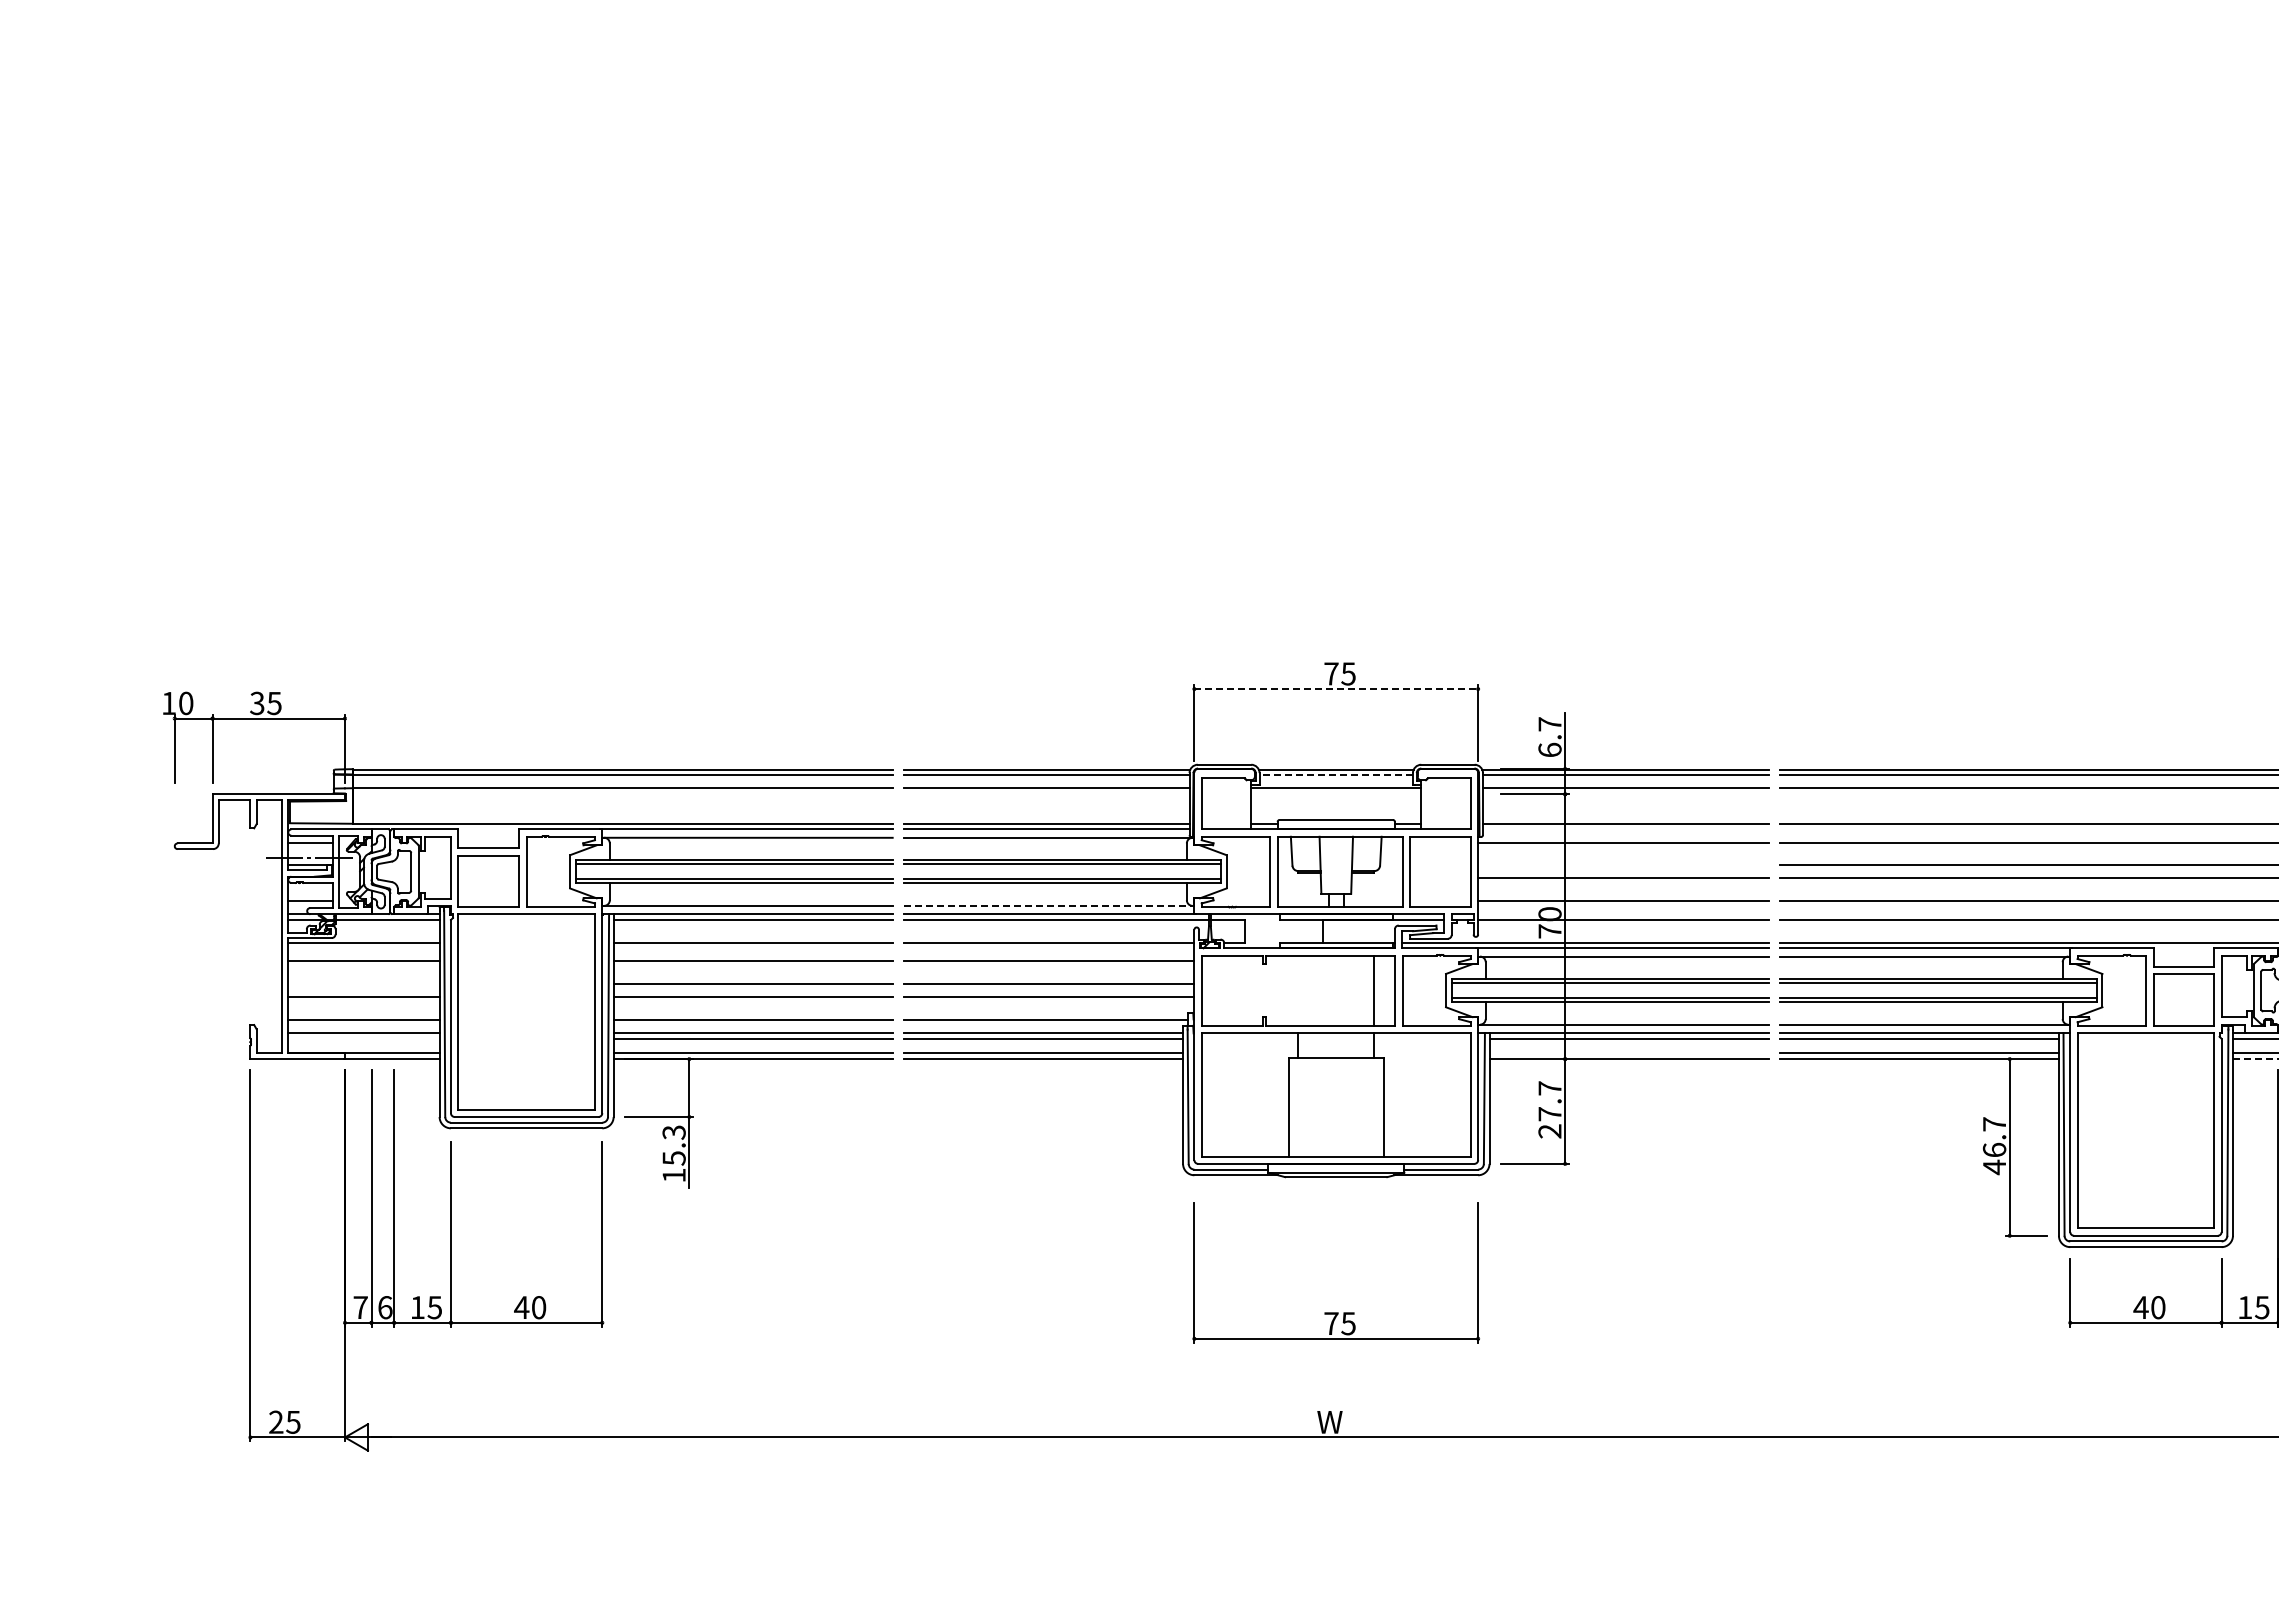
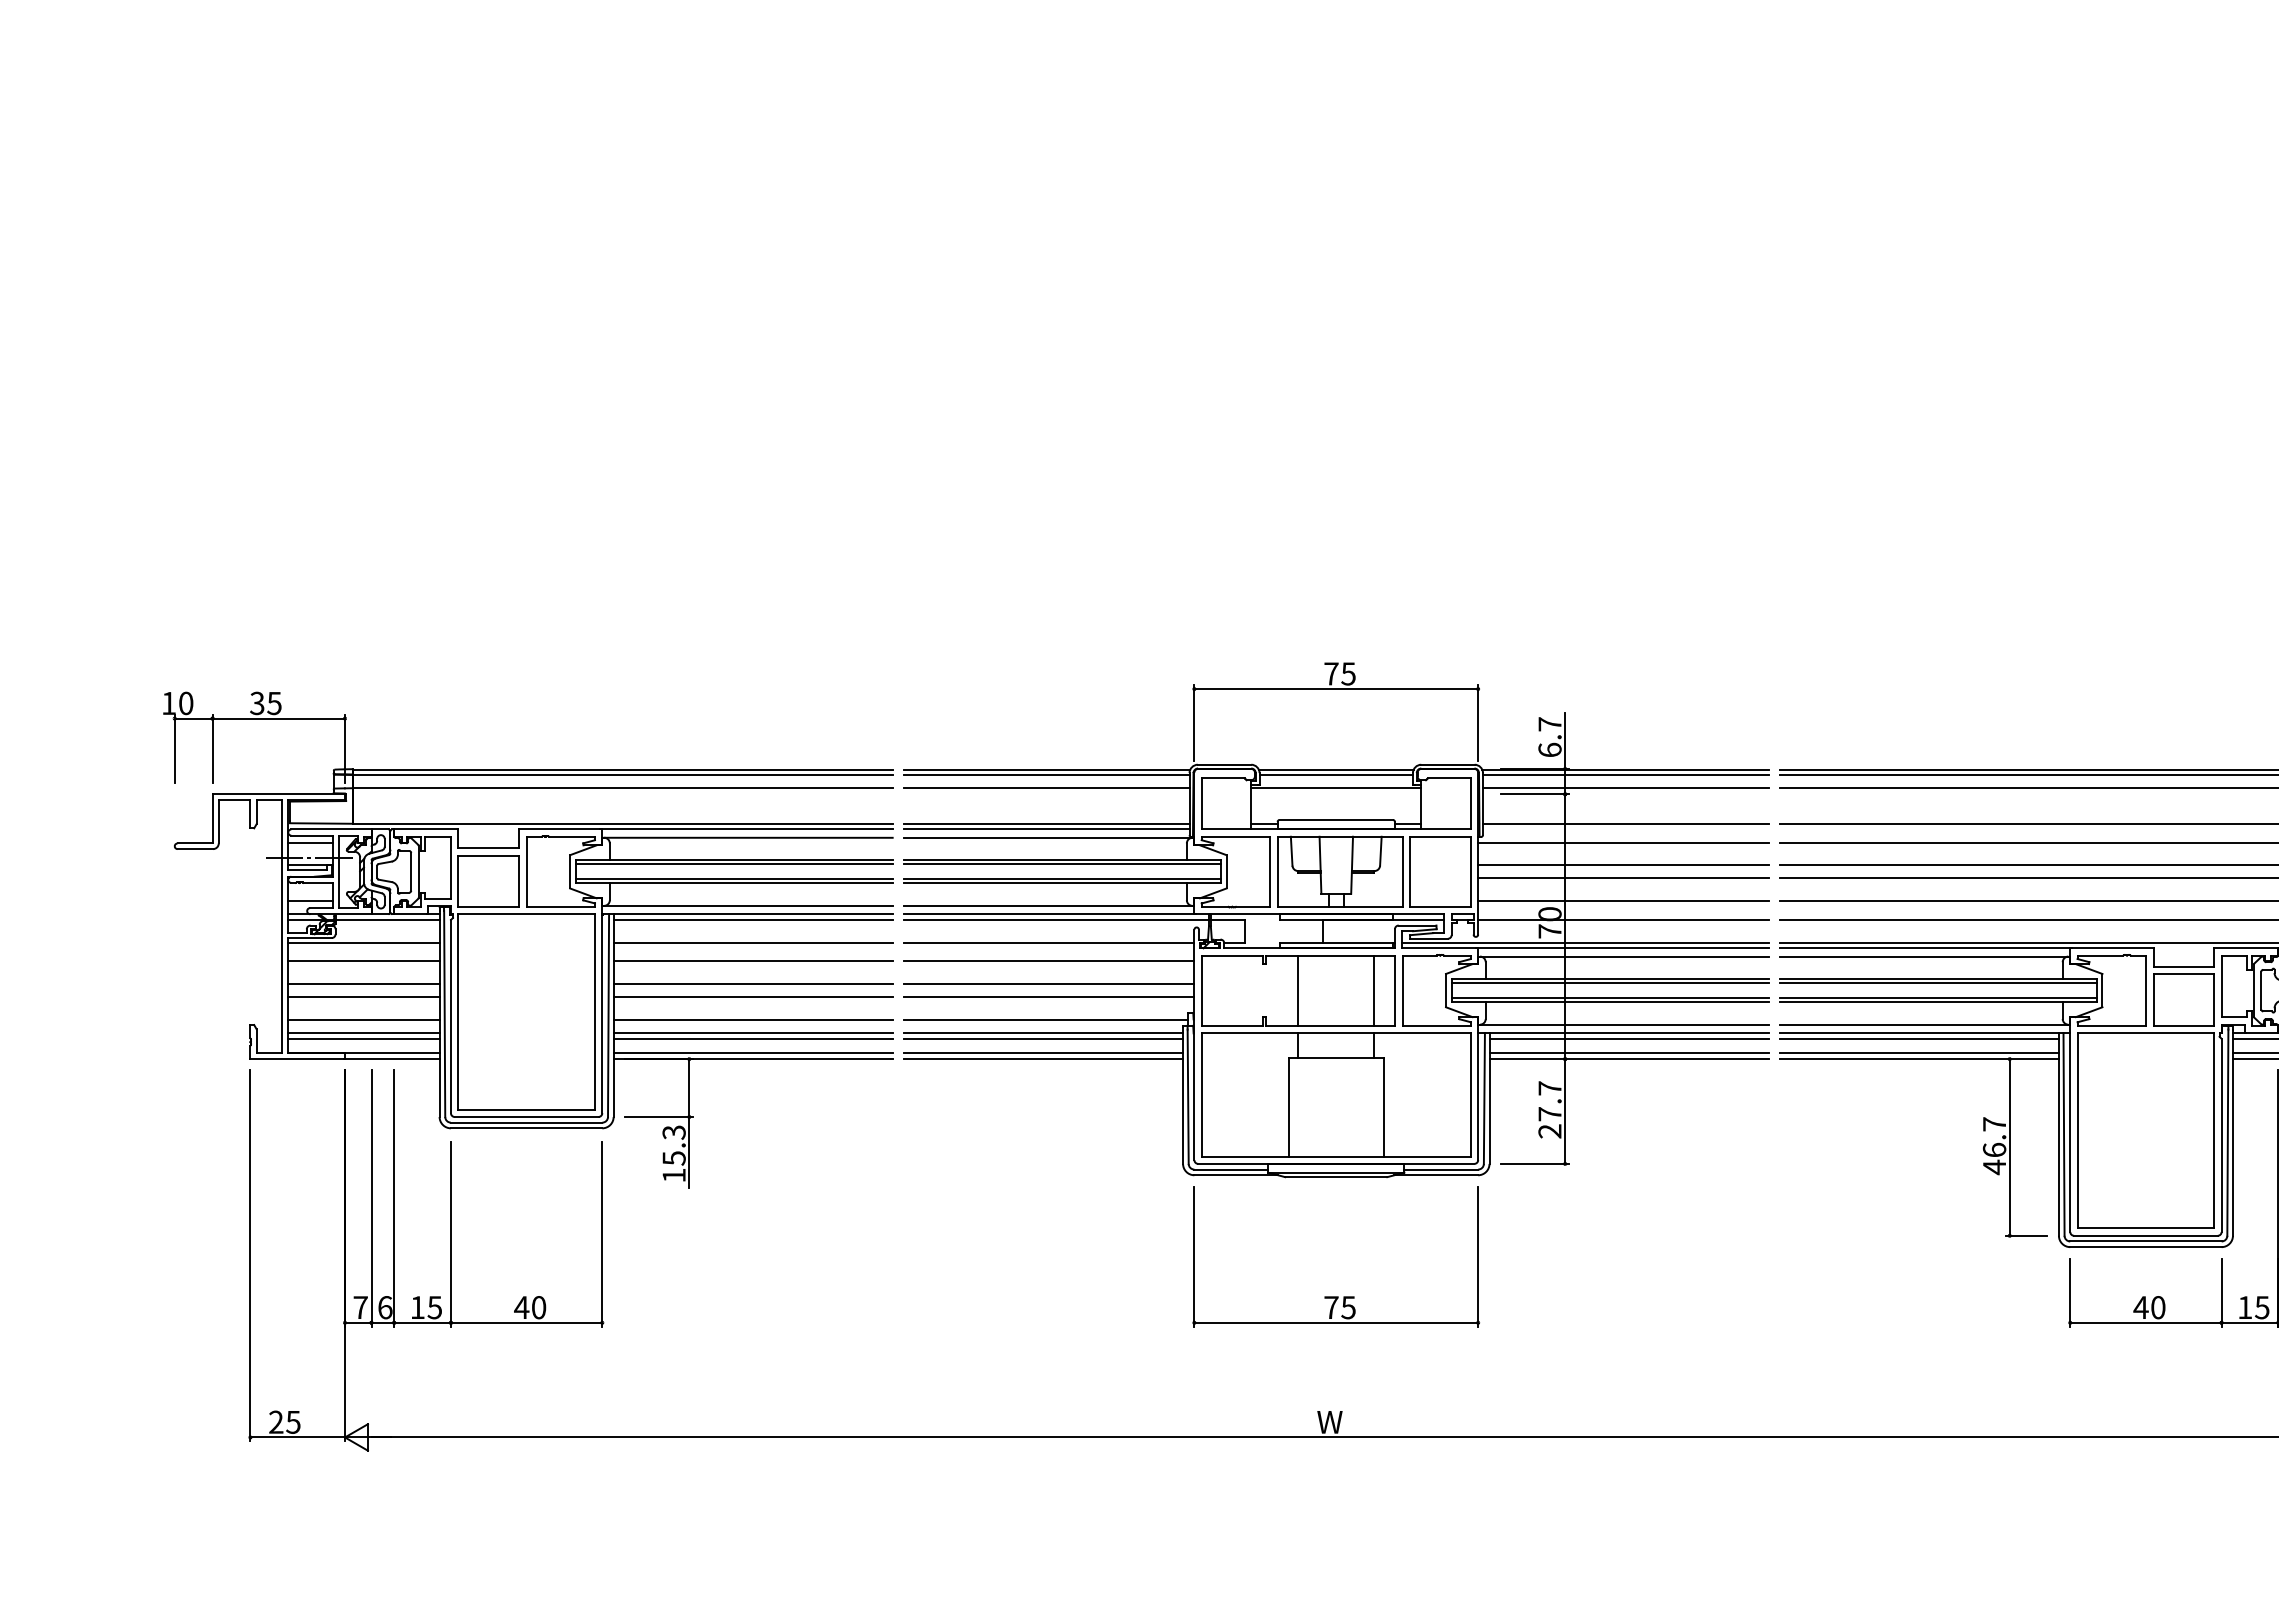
line: dashed -> solid (1336, 689)
line: dashed -> solid (1336, 774)
line: none -> present (1623, 865)
line: dashed -> solid (1048, 905)
line: none -> present (363, 984)
line: none -> present (1298, 990)
line: none -> present (363, 1038)
line: none -> present (1628, 1052)
line: dashed -> solid (2255, 1059)
part position: (1335, 1312) -> (1335, 1296) (1335, 1296)
